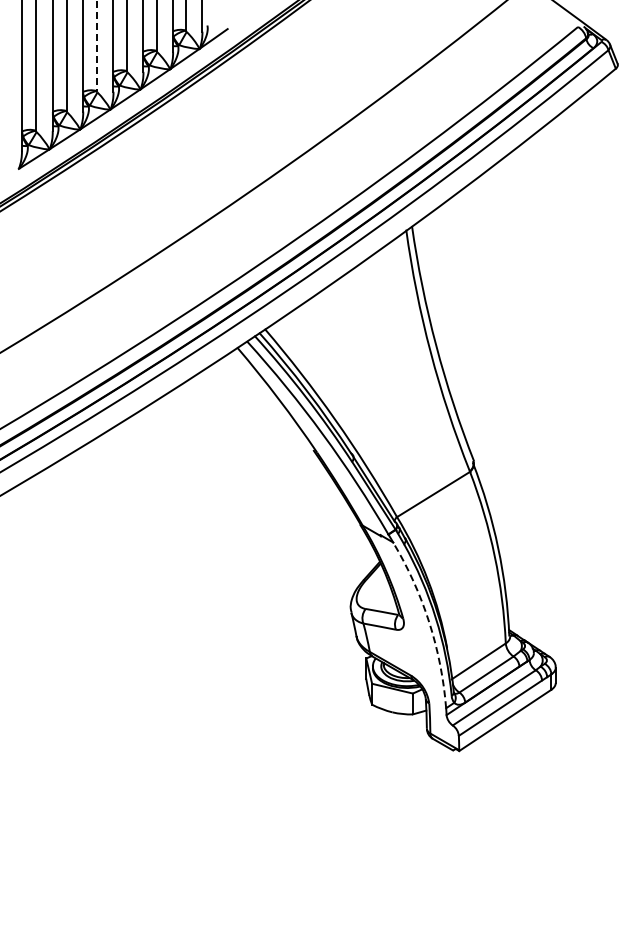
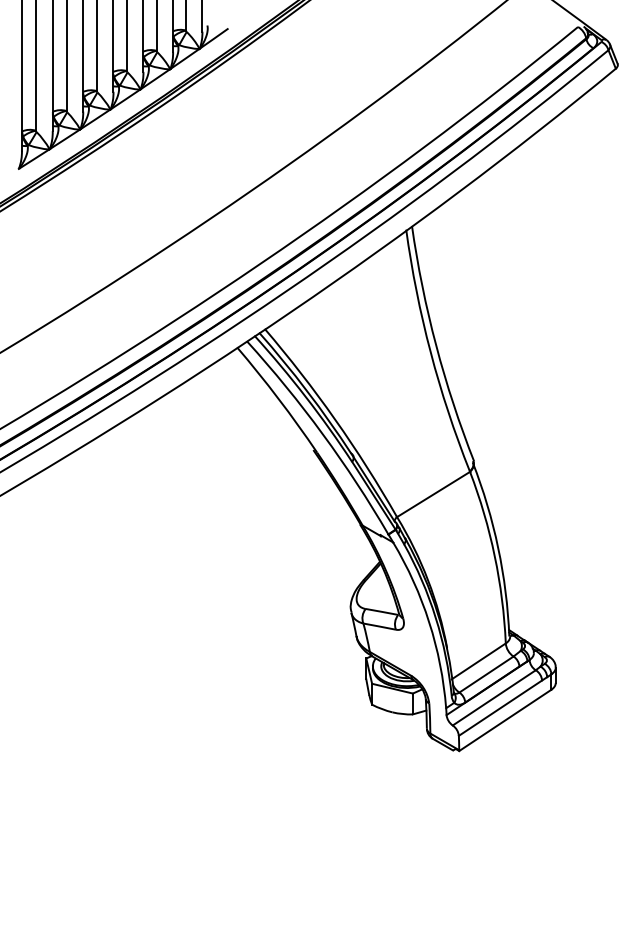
line: dashed -> solid (96, 46)
arc: dashed -> solid (429, 622)
